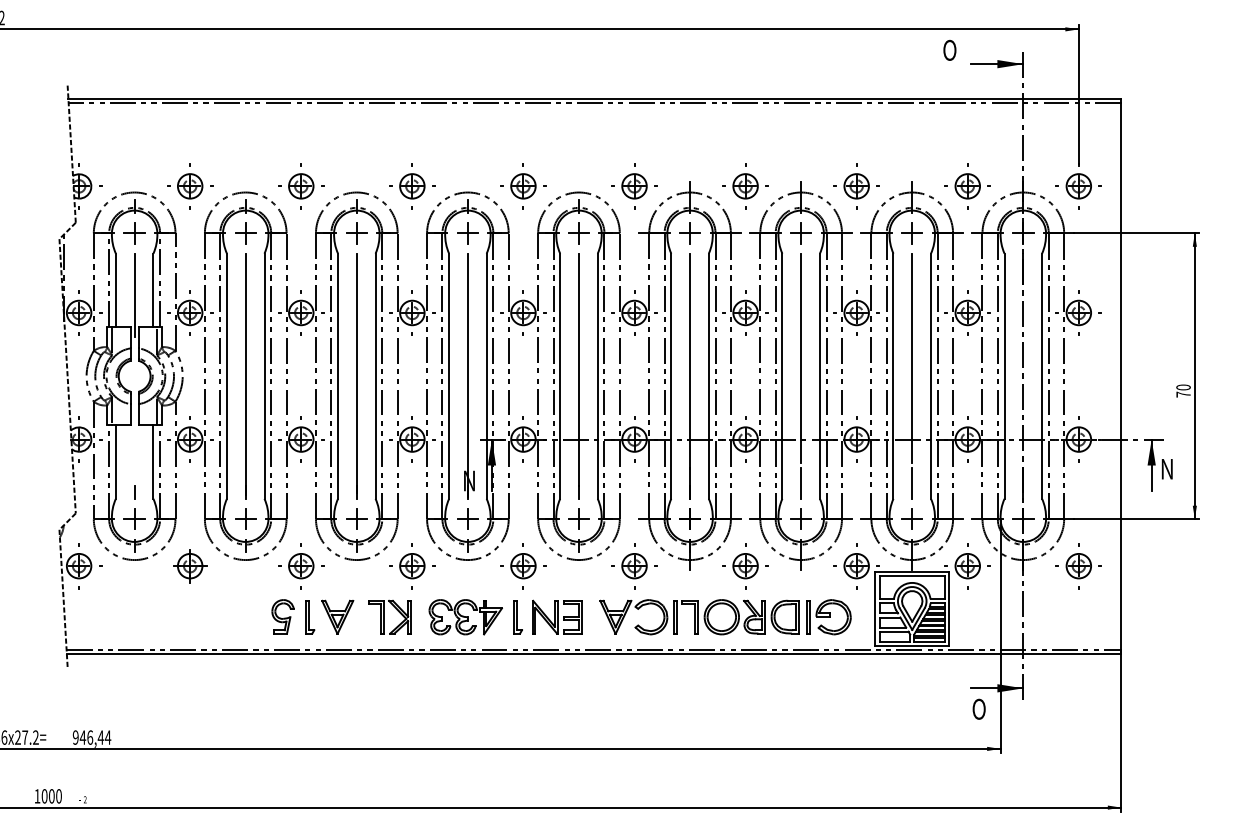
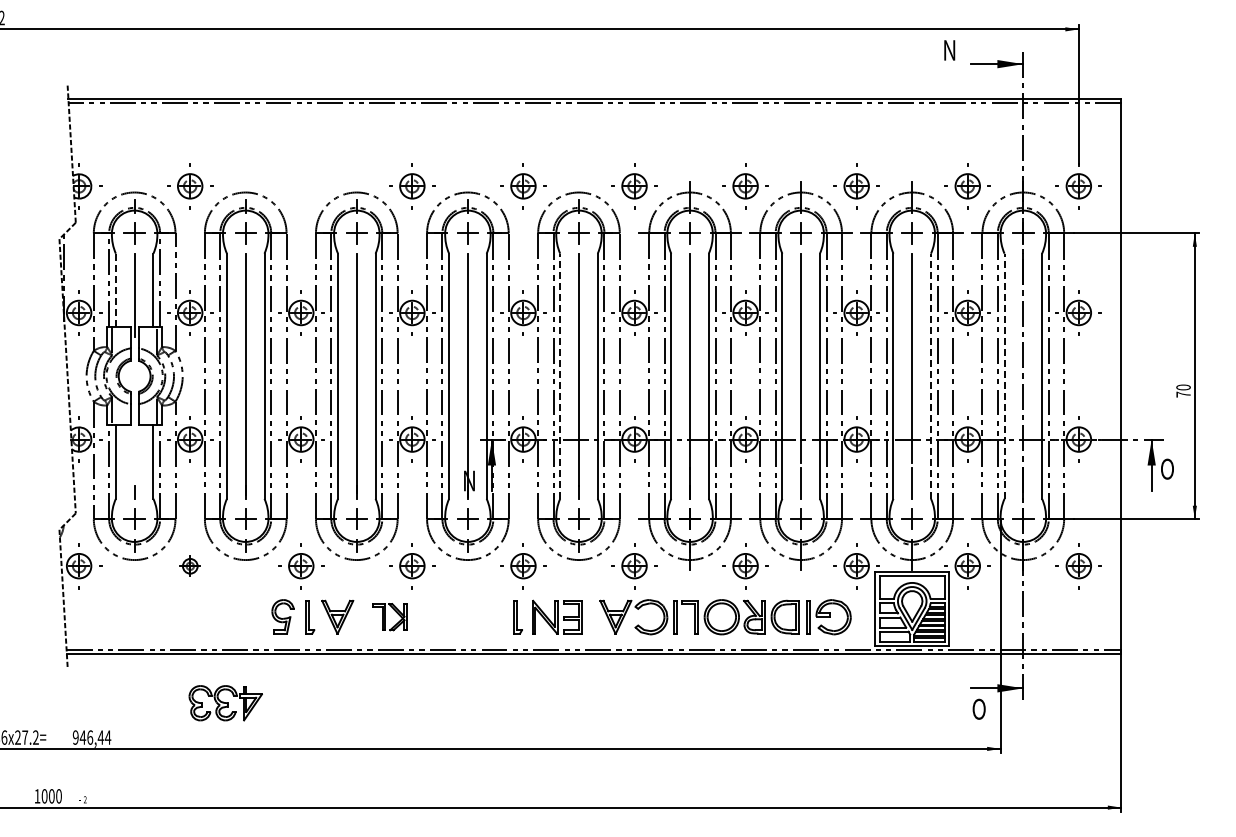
text: O -> N (949, 49)
part: present -> none (301, 186)
line: solid -> dashed (115, 290)
line: solid -> dashed (560, 376)
line: solid -> dashed (931, 376)
line: solid -> dashed (1004, 376)
text: N -> O (1167, 468)
part size: 35x35 px -> 22x22 px (189, 565)
part size: 44x36 px -> 36x29 px (389, 617)
part position: (465, 617) -> (225, 703) (225, 703)
